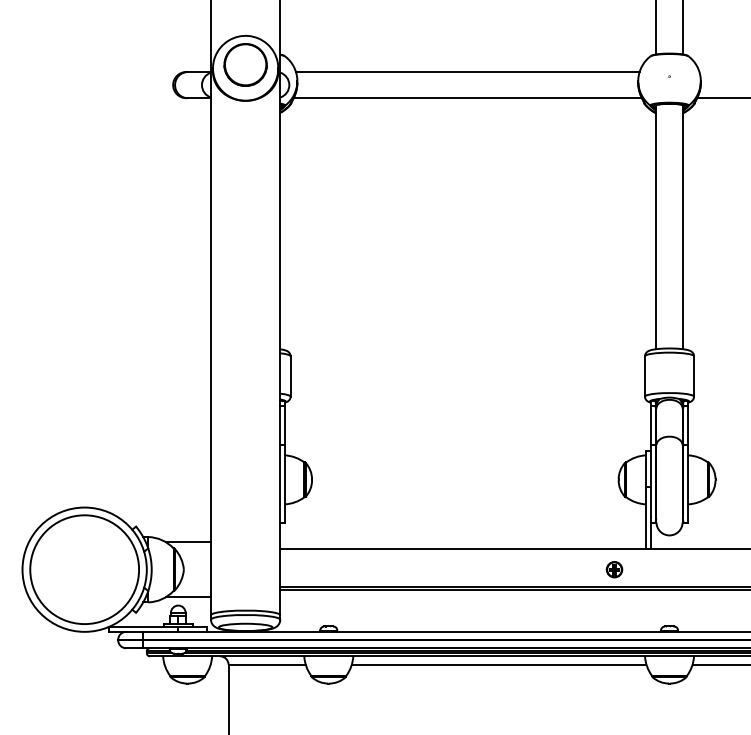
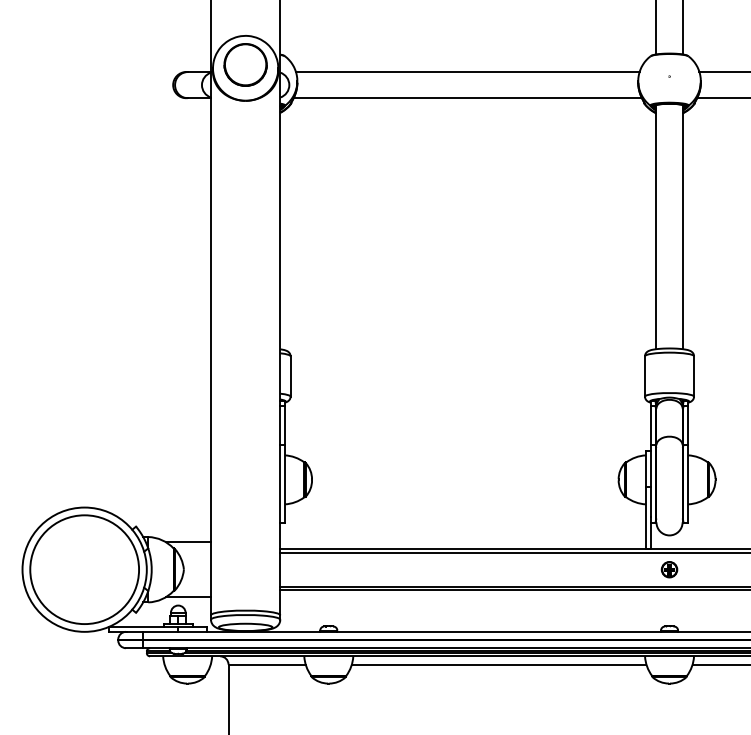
line: none -> present (723, 72)
line: none -> present (513, 552)
part position: (614, 569) -> (669, 569) (669, 569)
